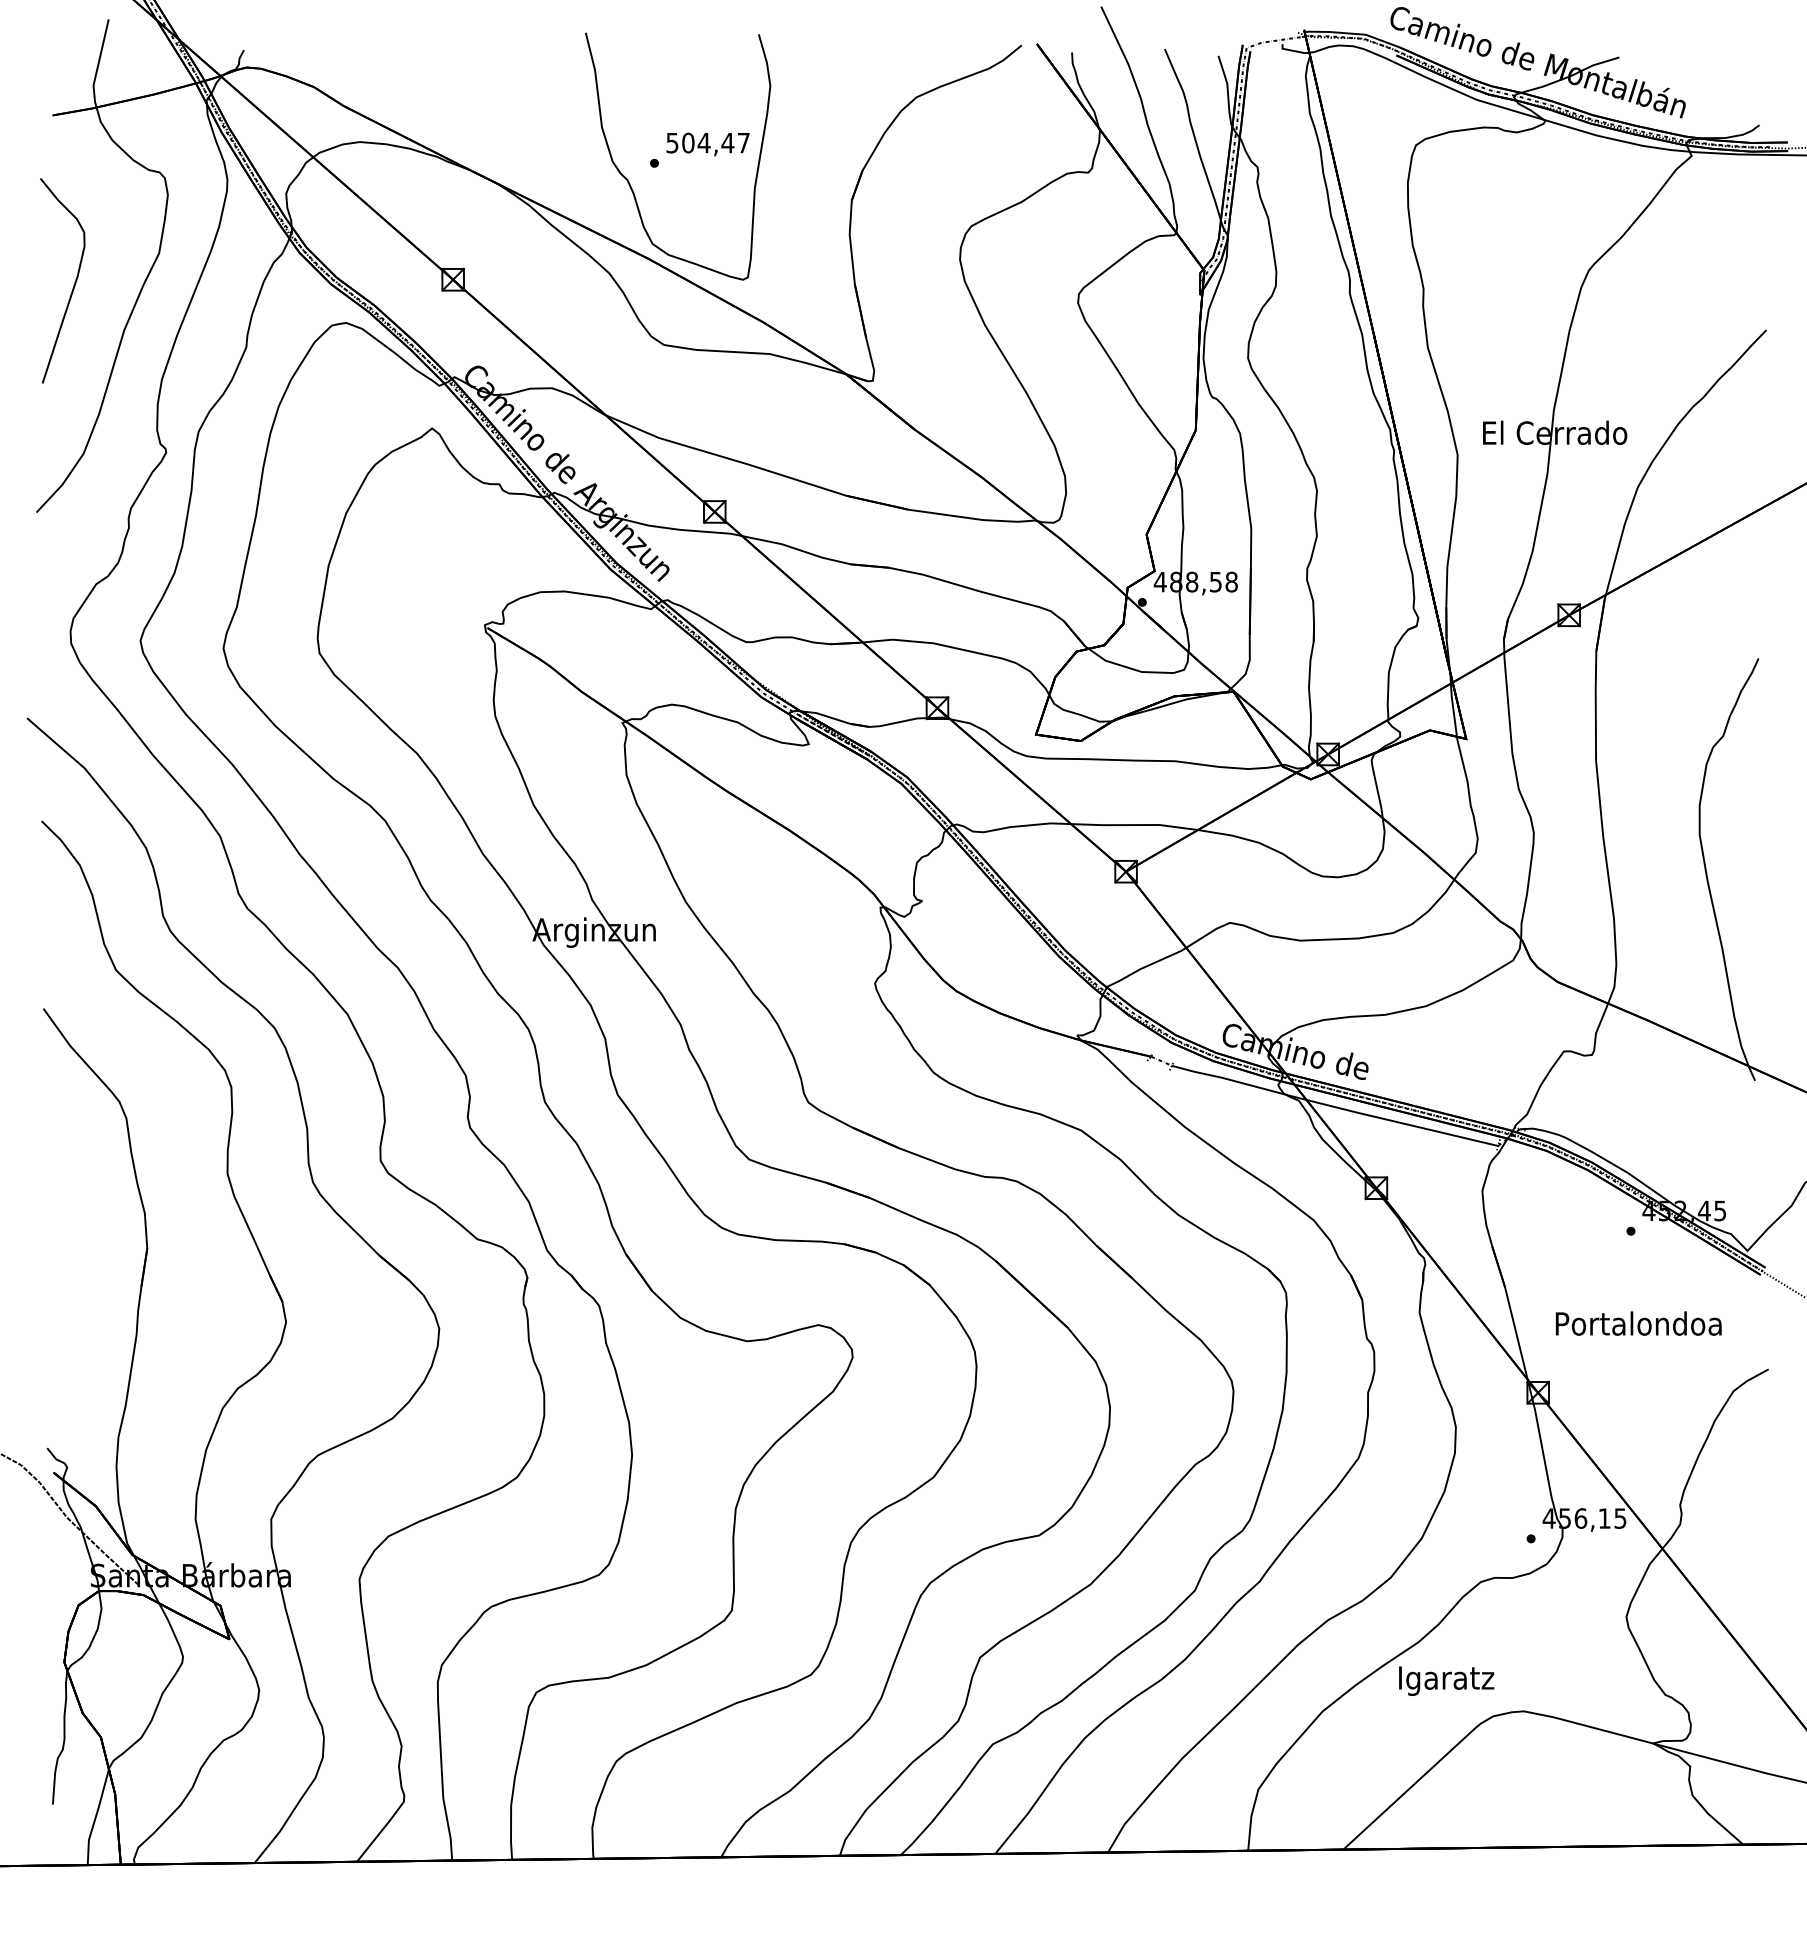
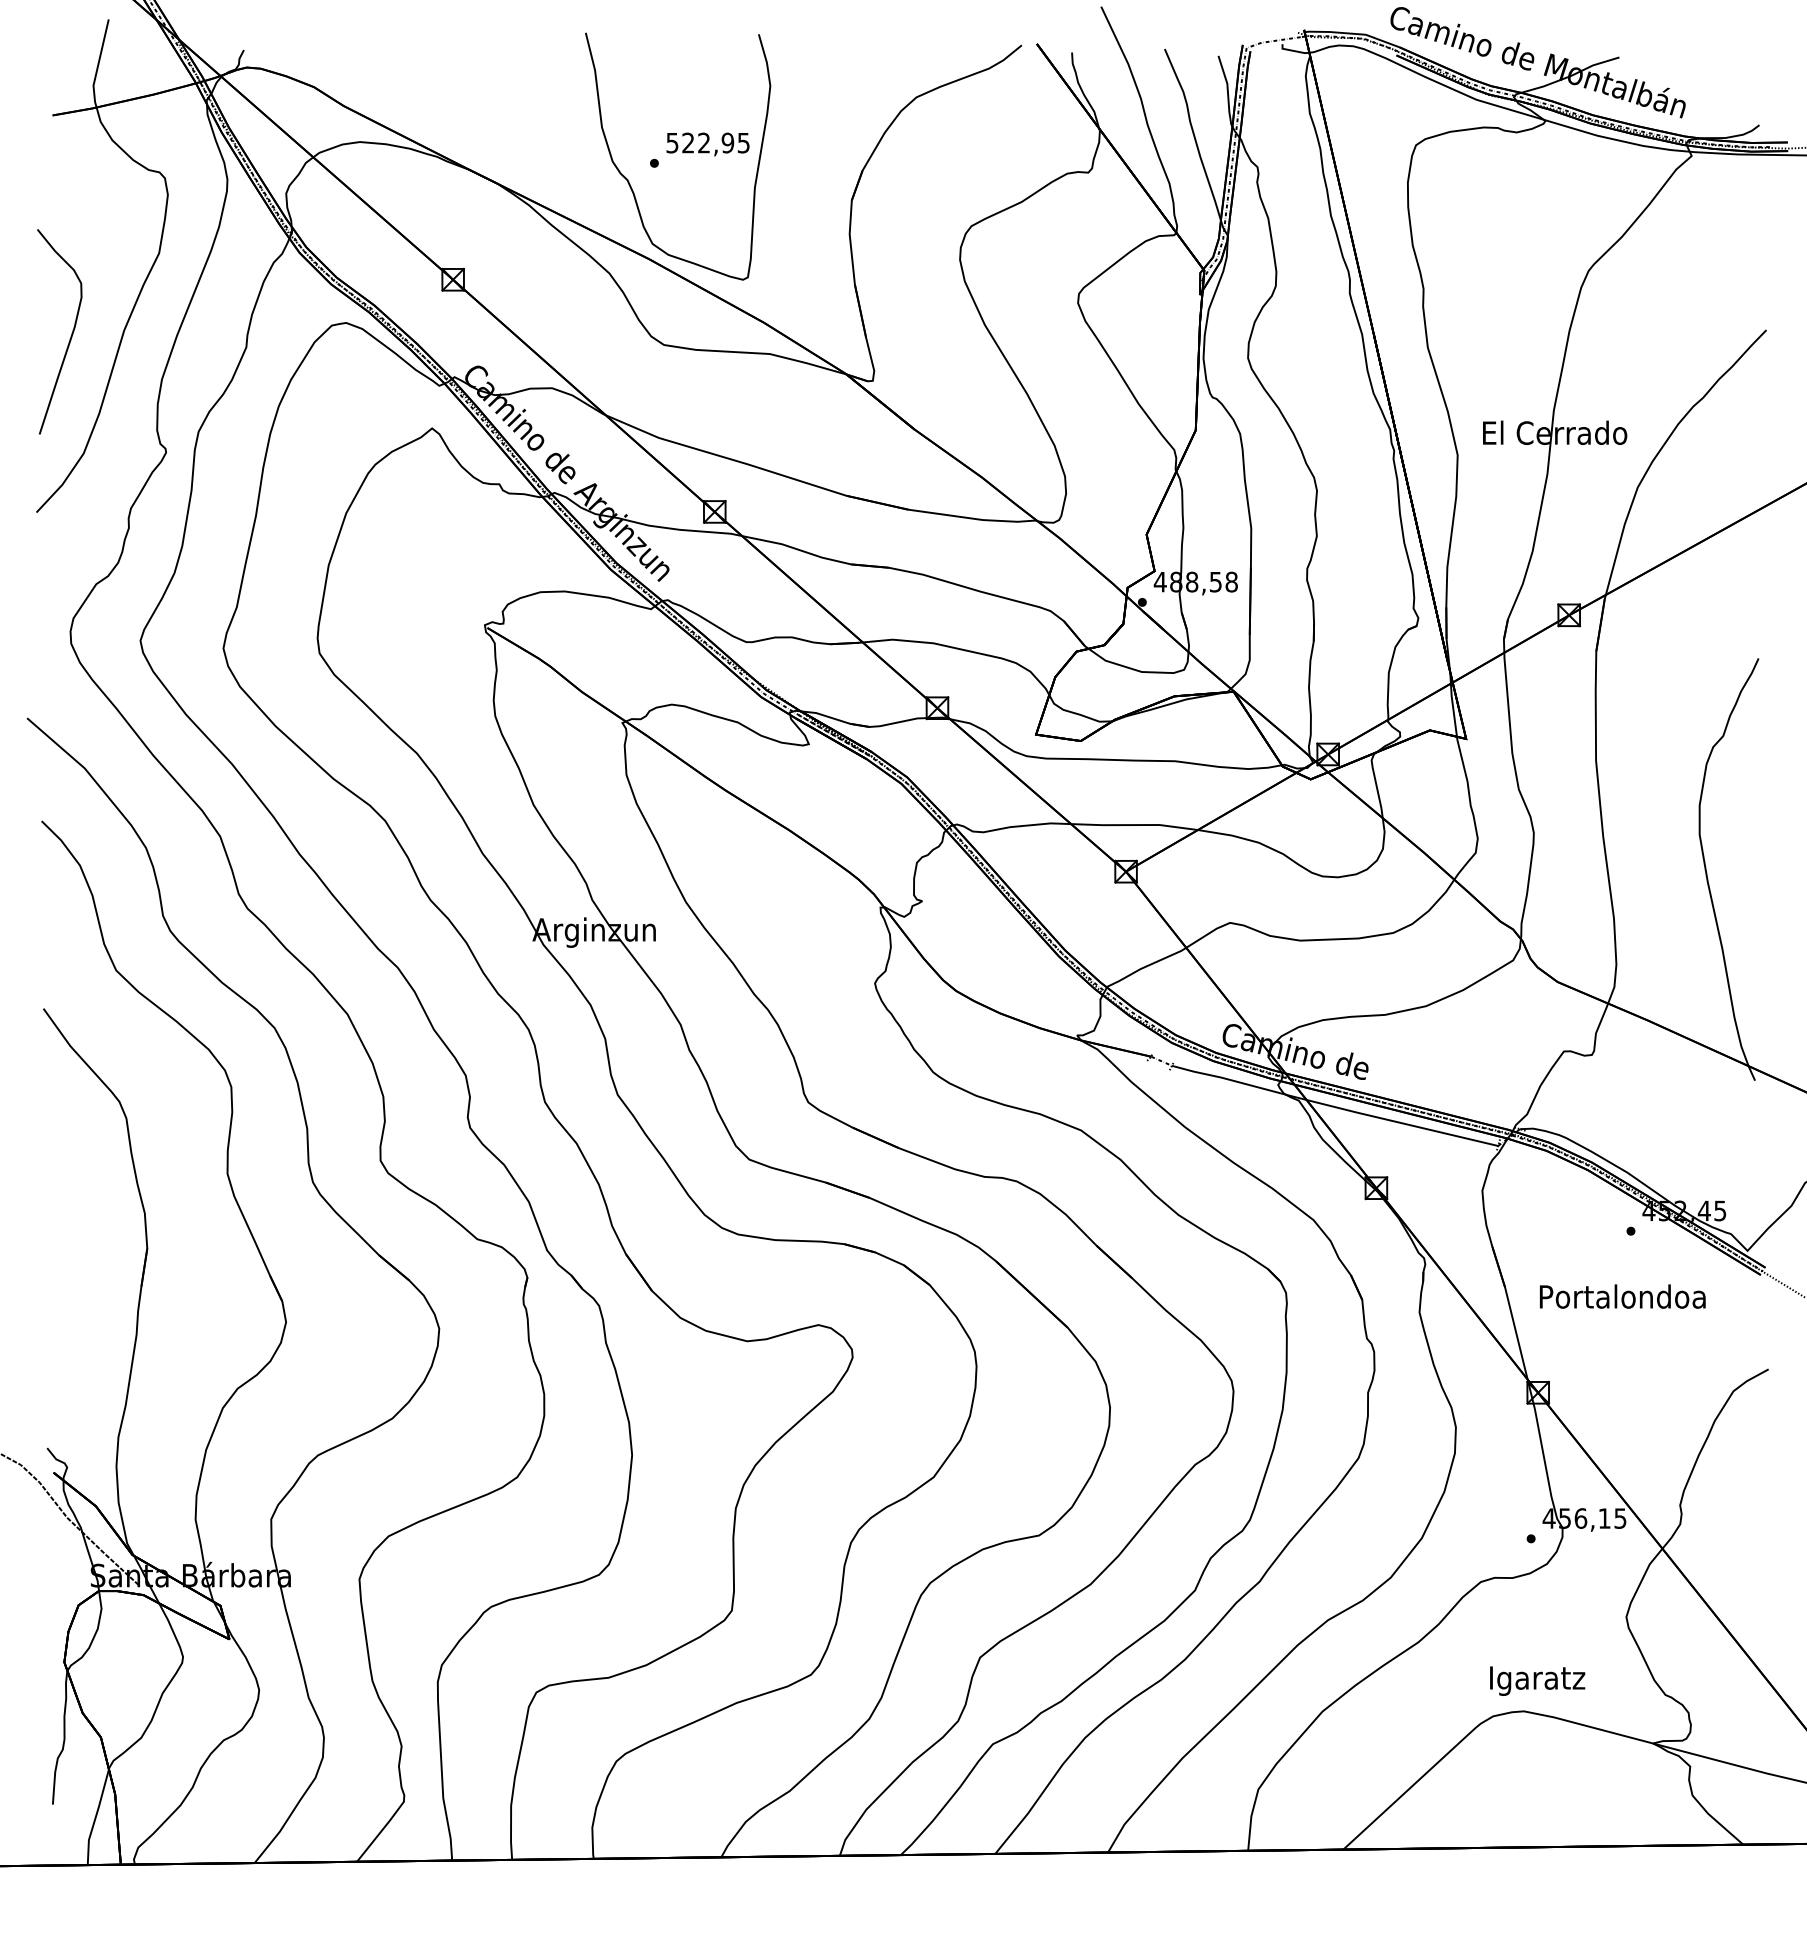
text: 504,47 -> 522,95 (715, 142)
curve position: (73, 285) -> (70, 336) (70, 336)
text position: (1638, 1323) -> (1622, 1296) (1622, 1296)
text position: (1446, 1680) -> (1537, 1680) (1537, 1680)
